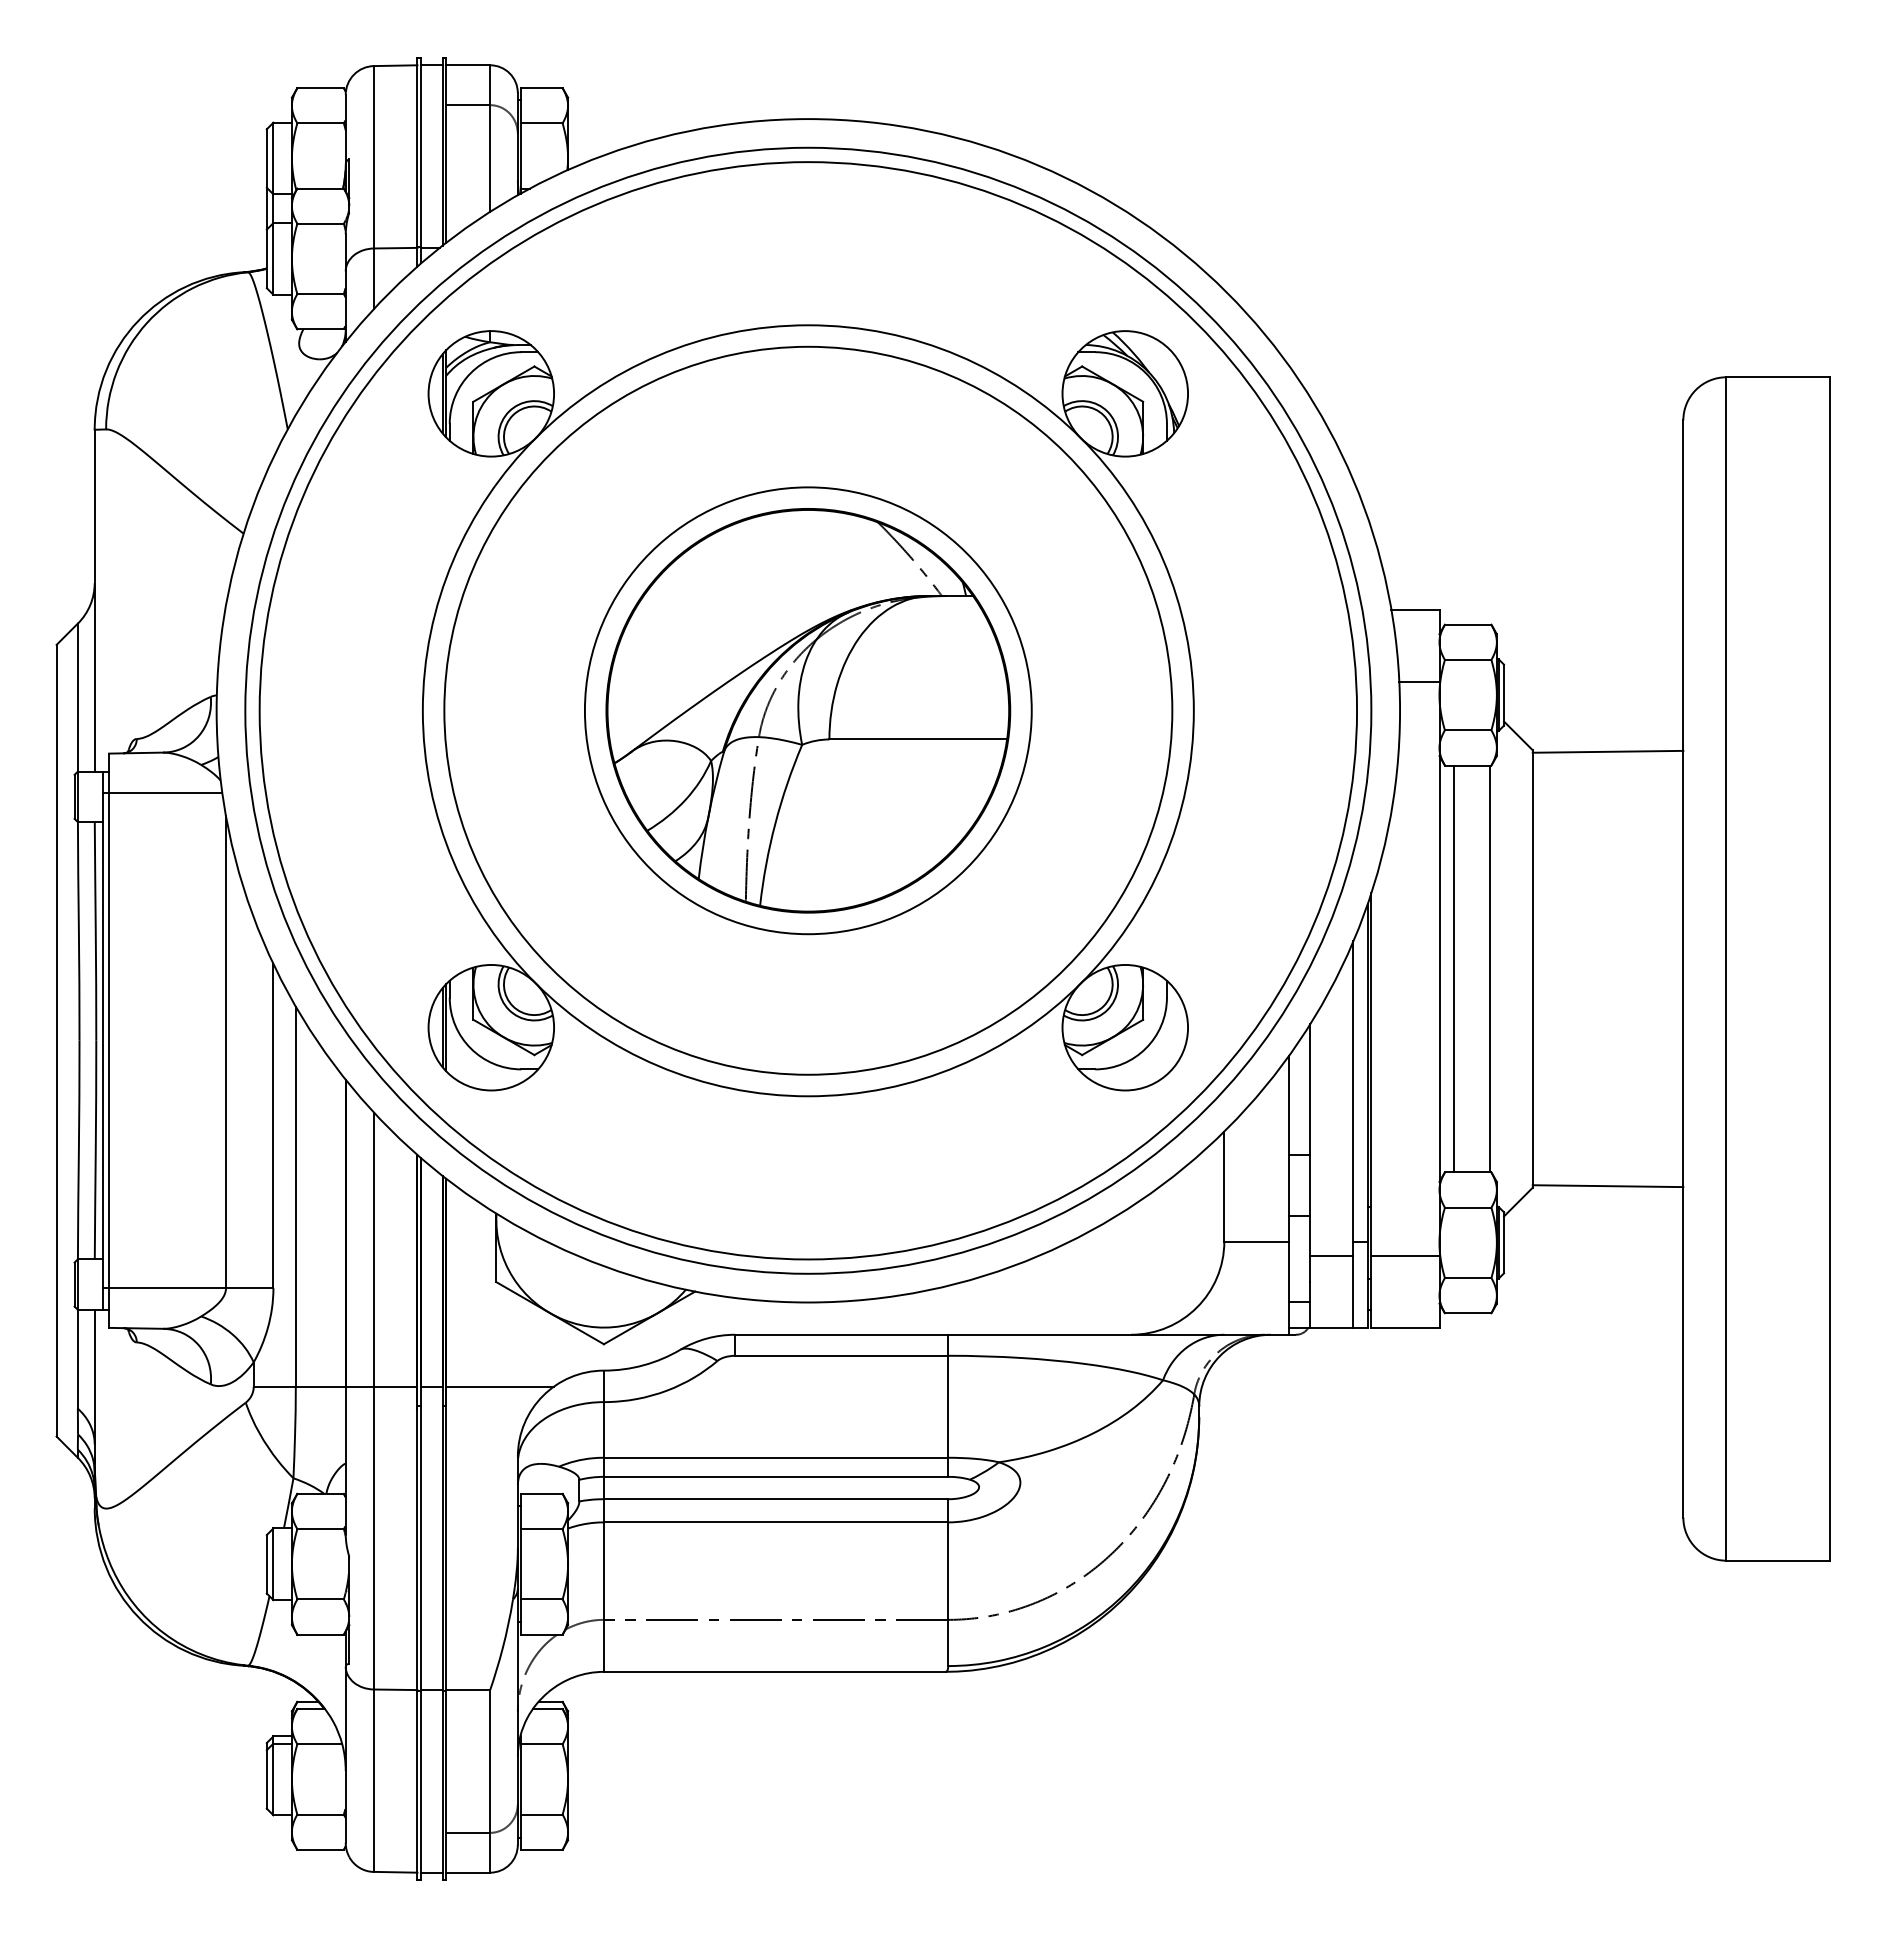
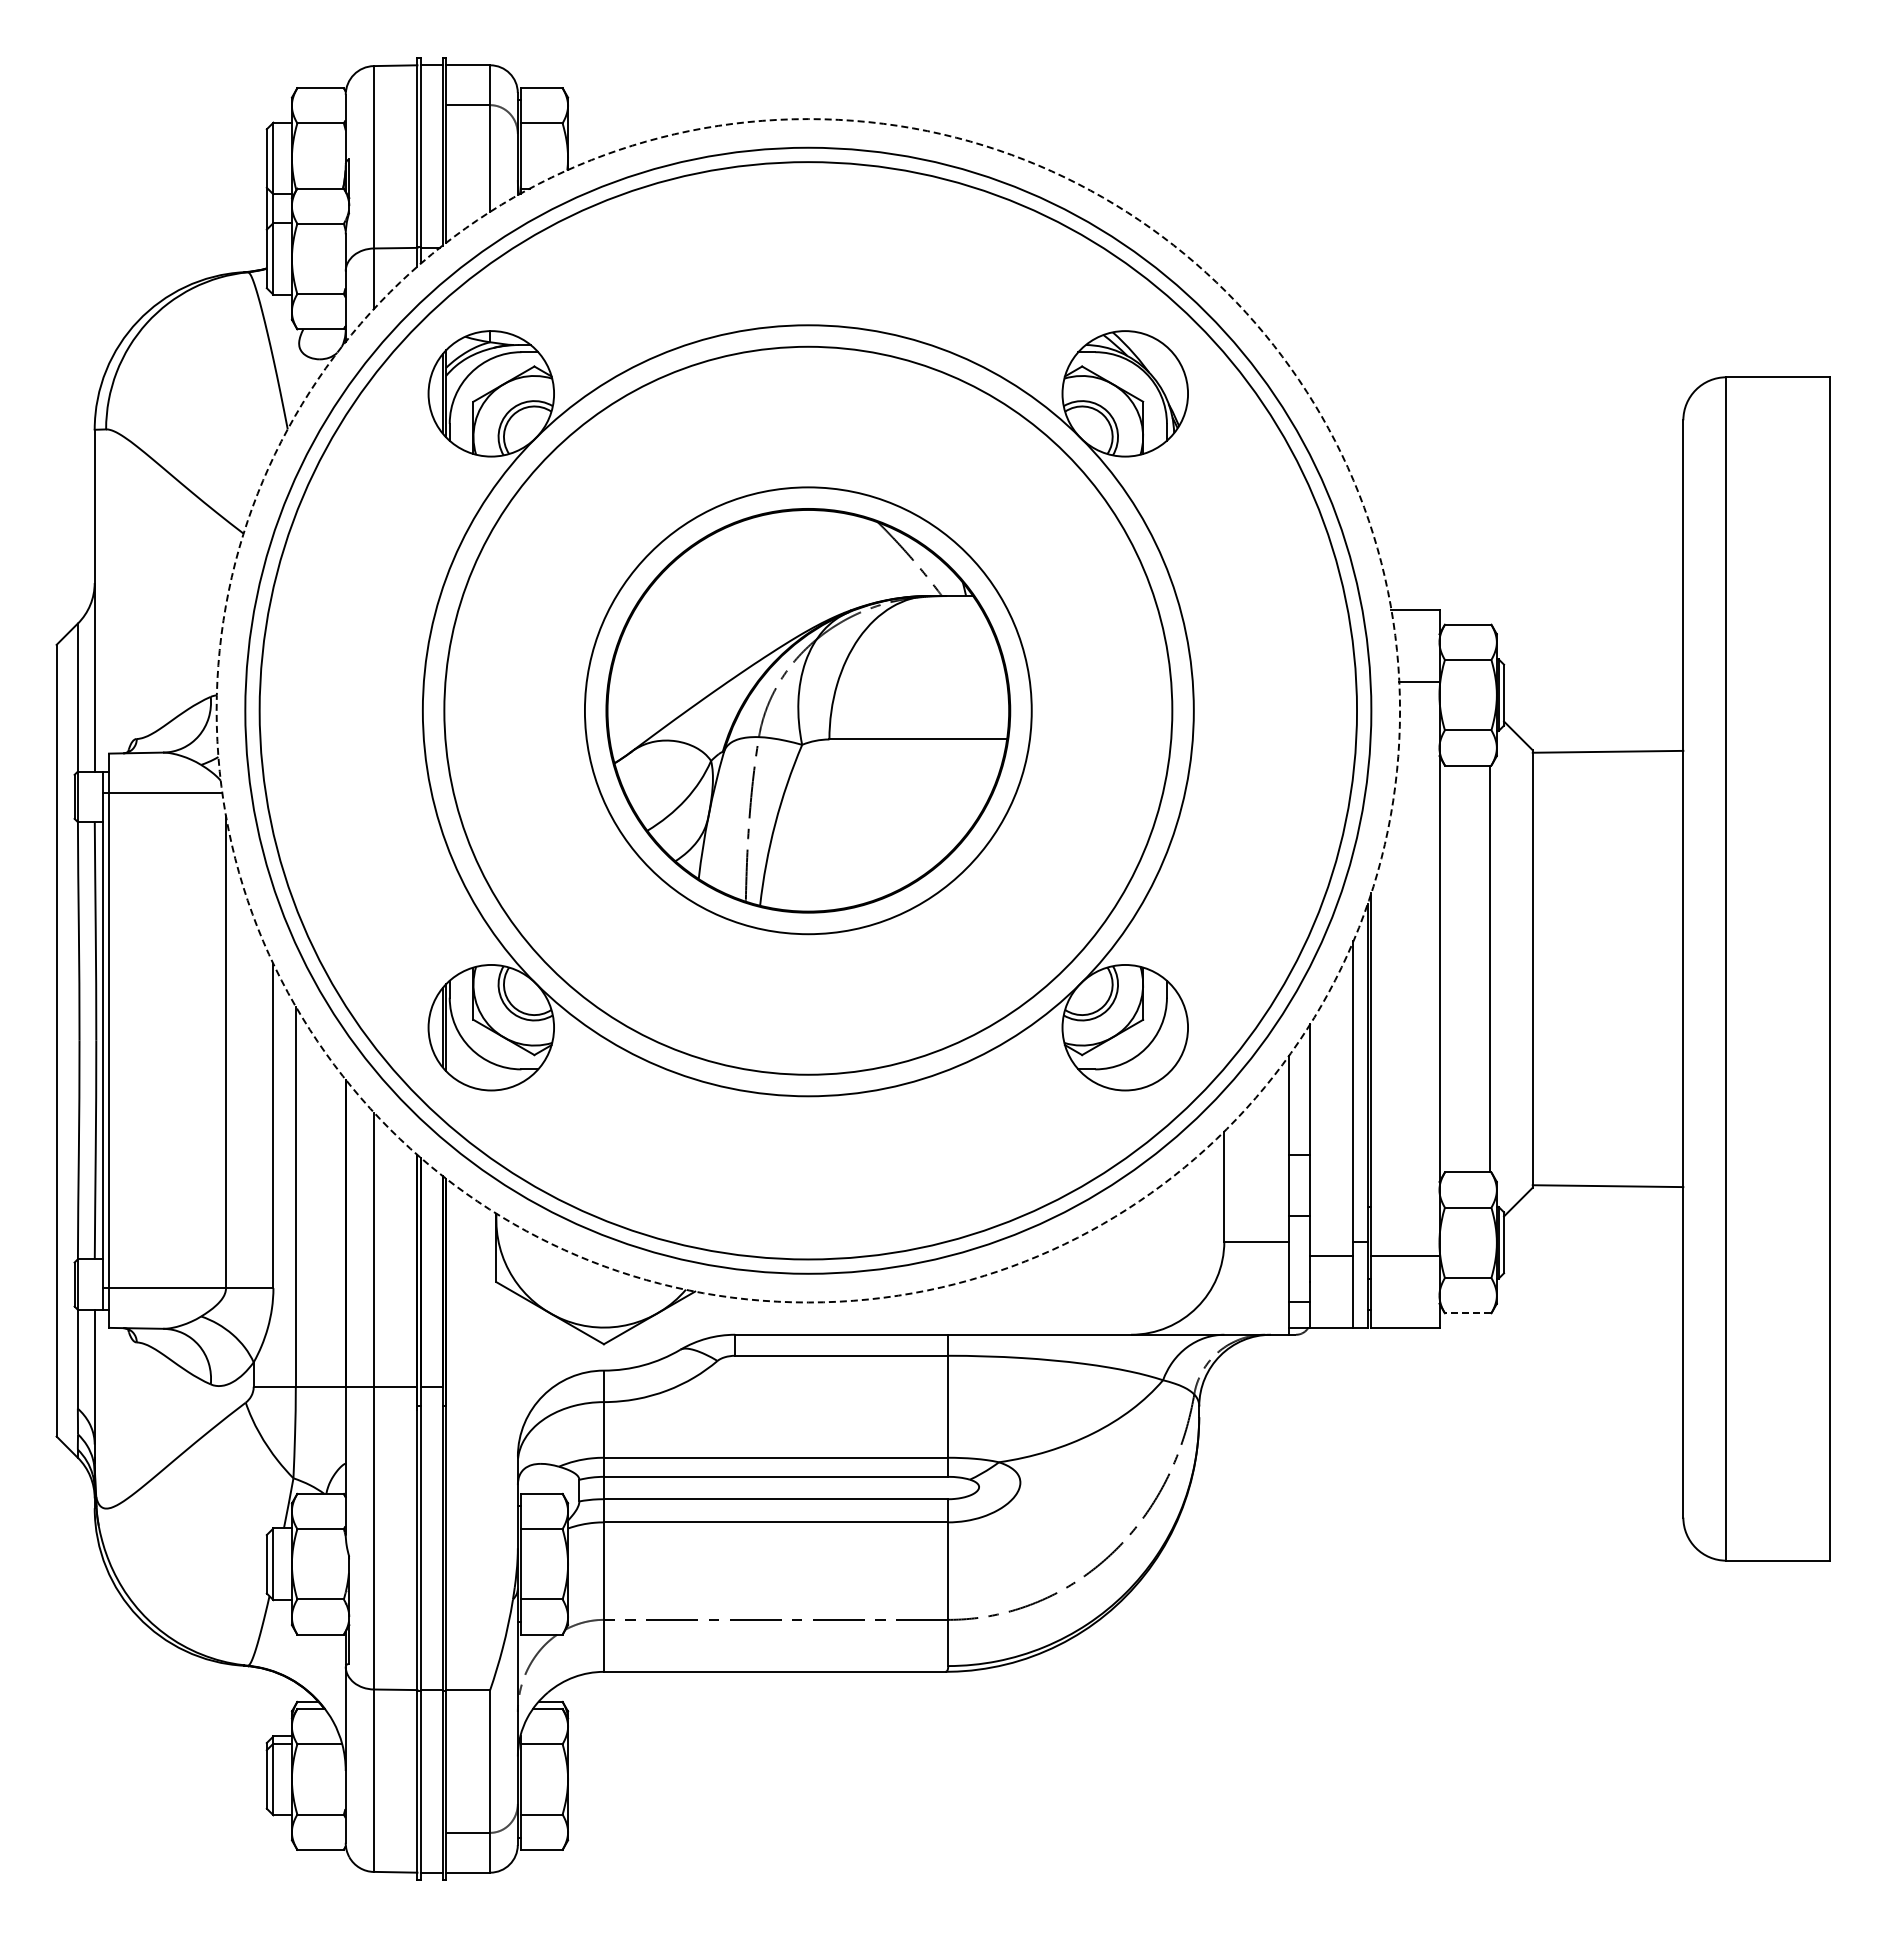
circle: solid -> dashed (808, 710)
line: present -> none (1453, 968)
line: solid -> dashed (1467, 1313)
line: present -> none (499, 1386)
